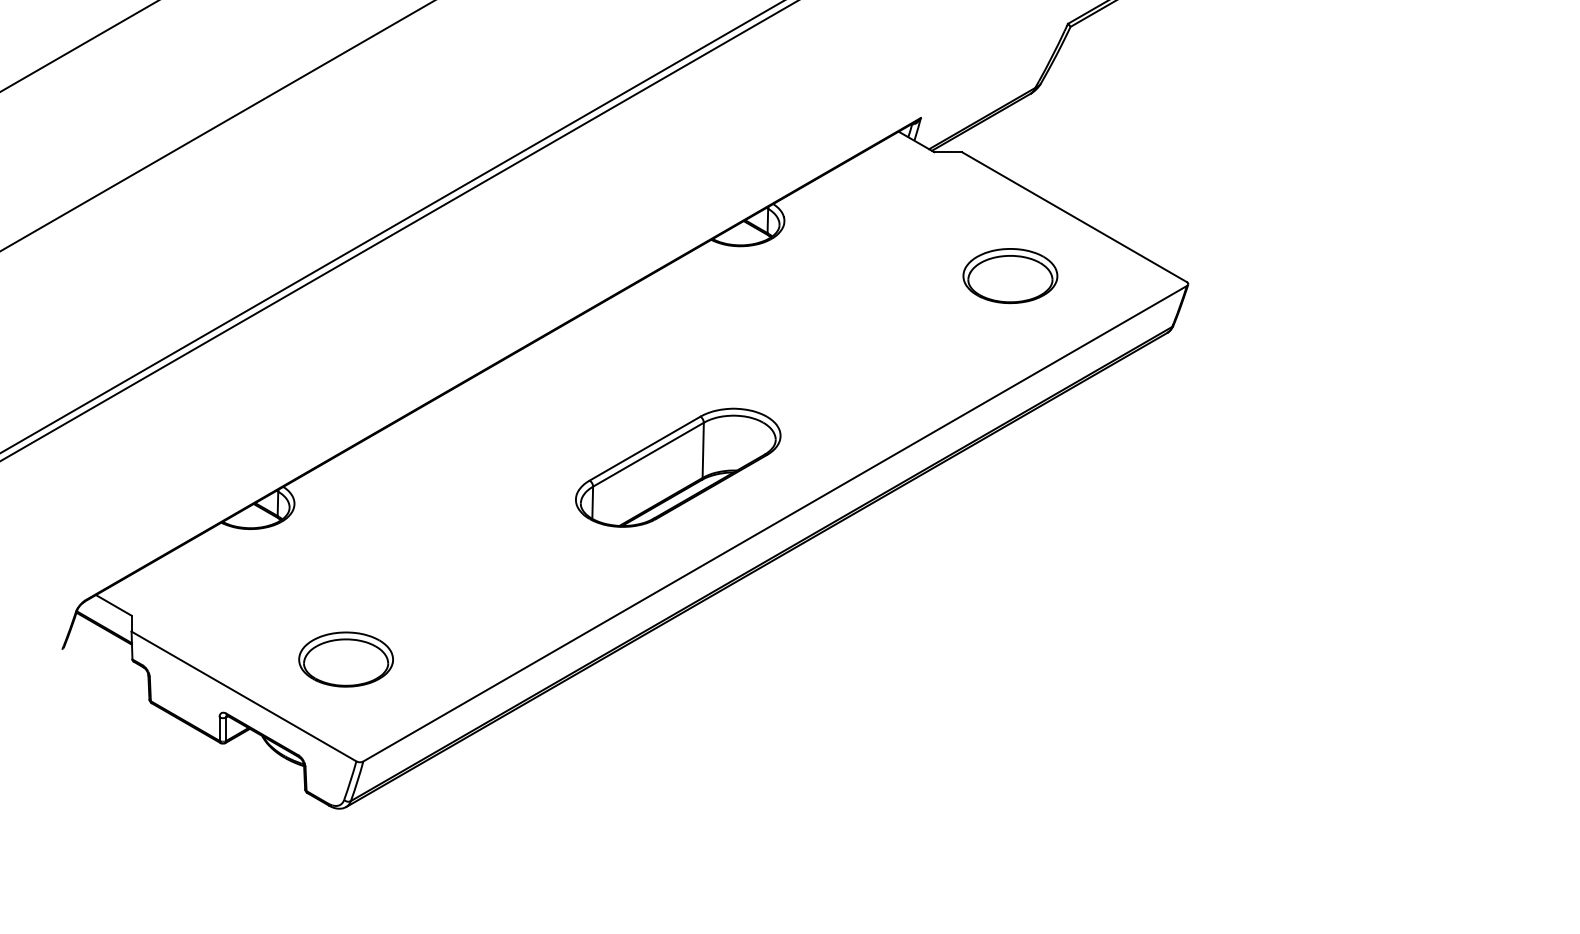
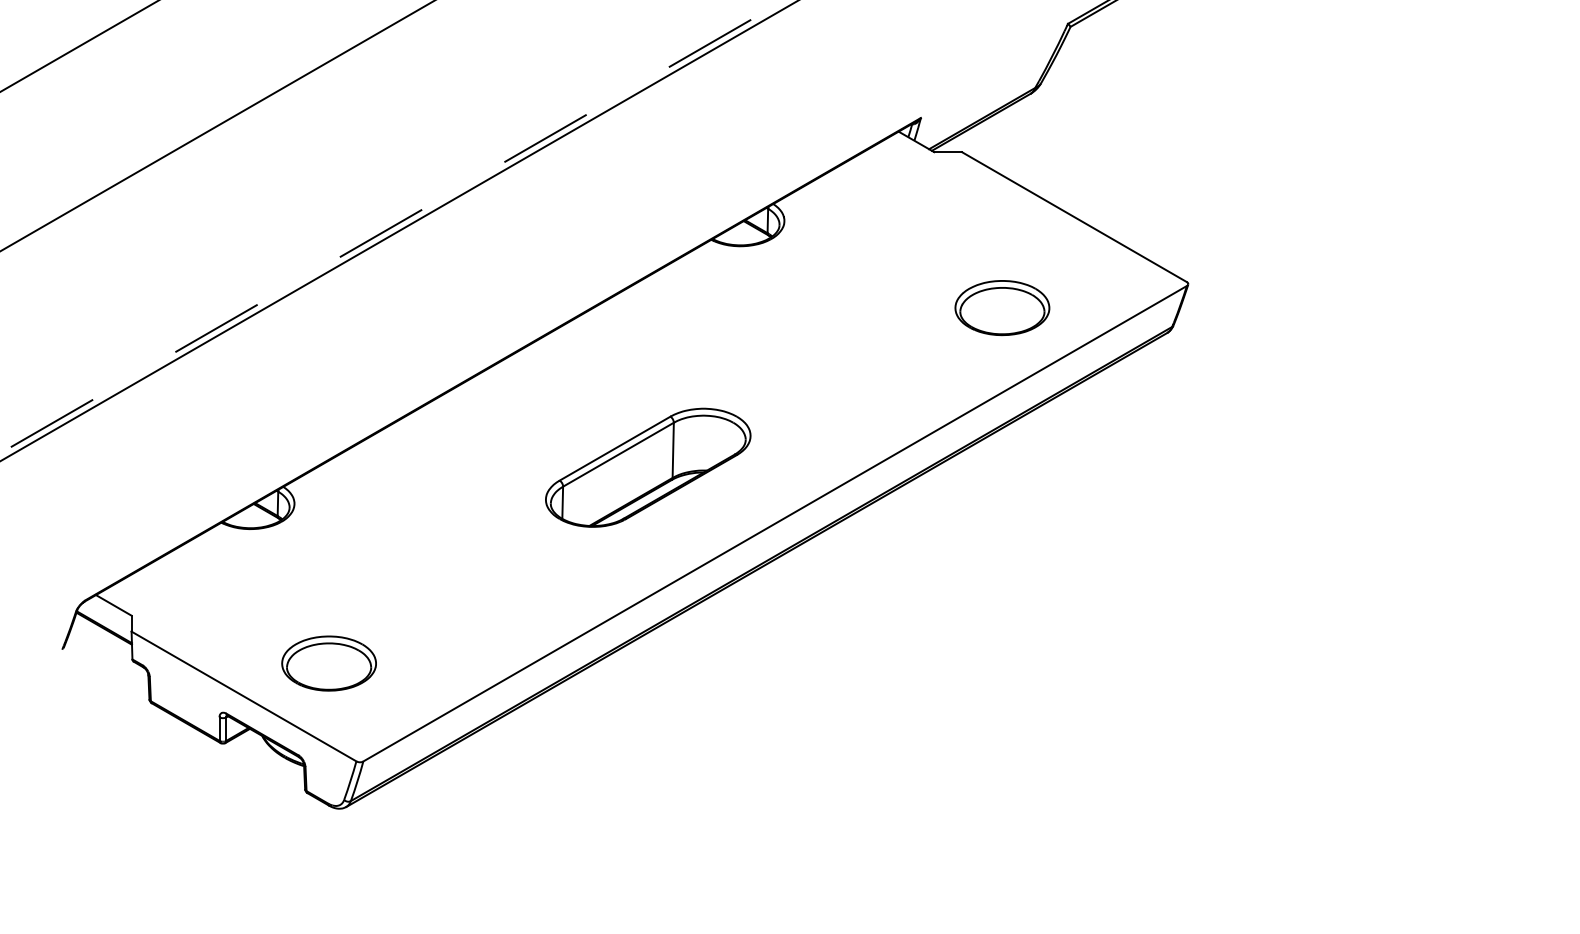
line: solid -> dashed (392, 226)
part position: (1010, 276) -> (1002, 308) (1002, 308)
part position: (678, 467) -> (648, 467) (648, 467)
part position: (345, 659) -> (328, 663) (328, 663)
